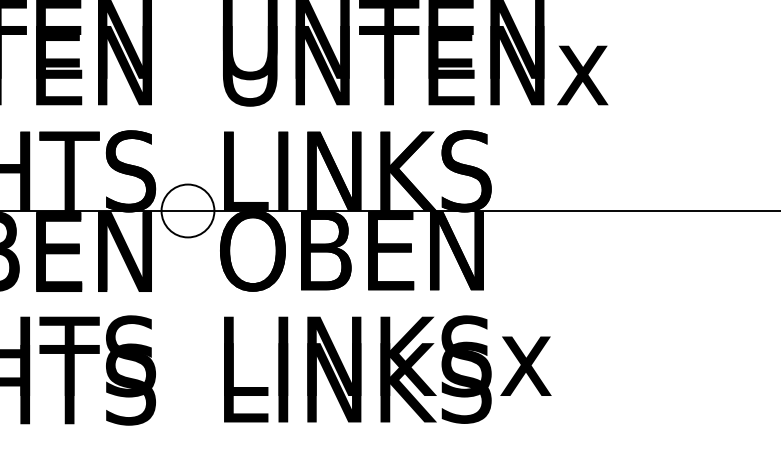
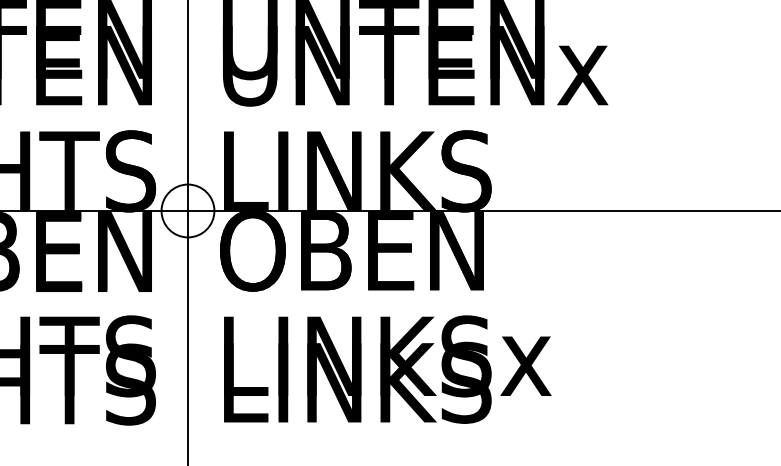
line: none -> present (187, 232)
